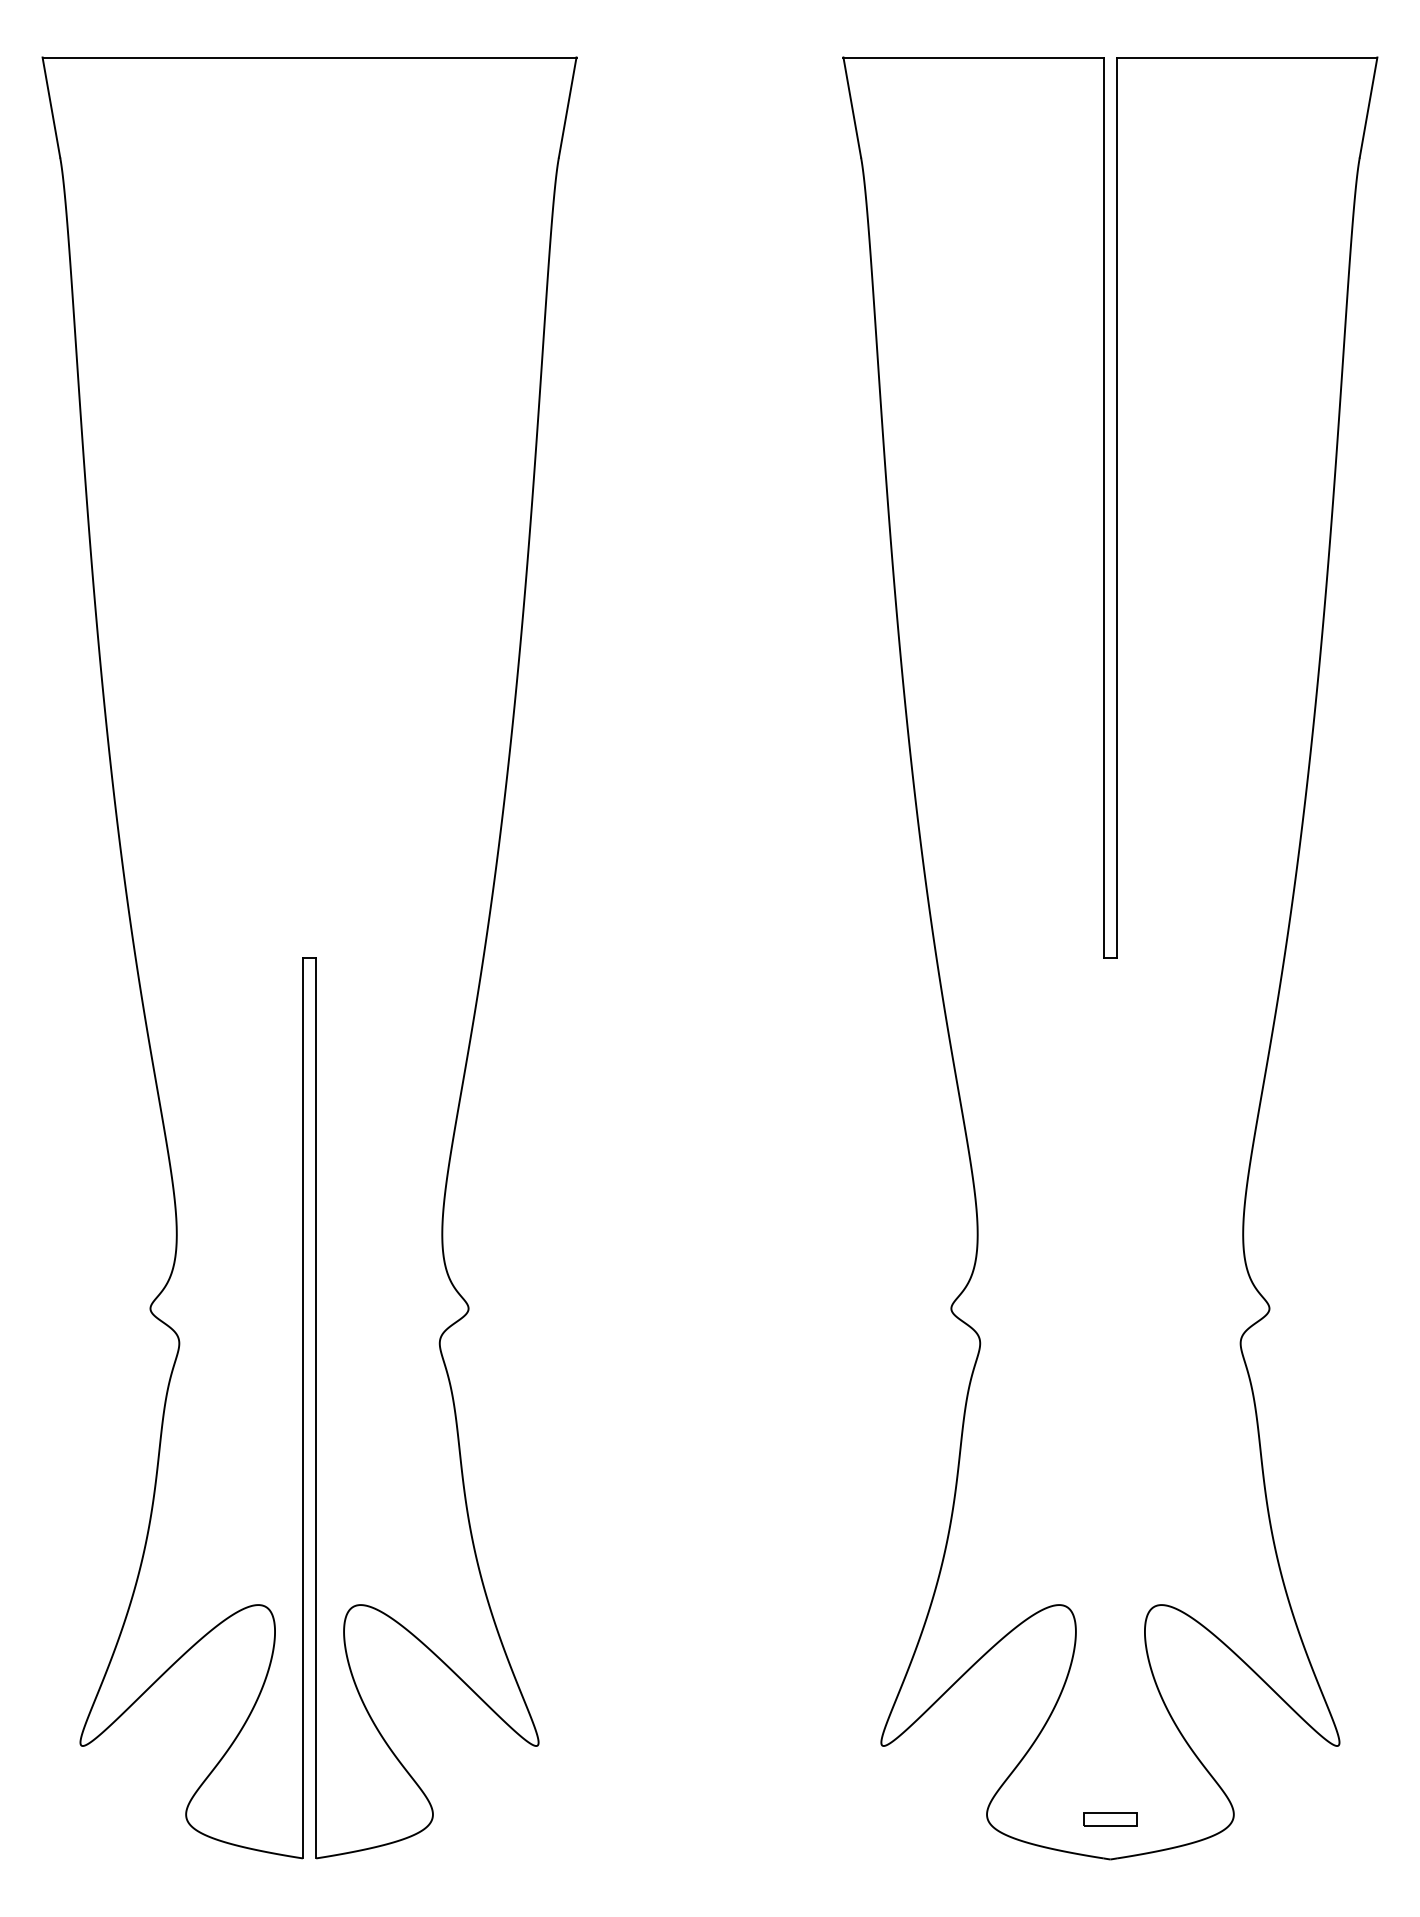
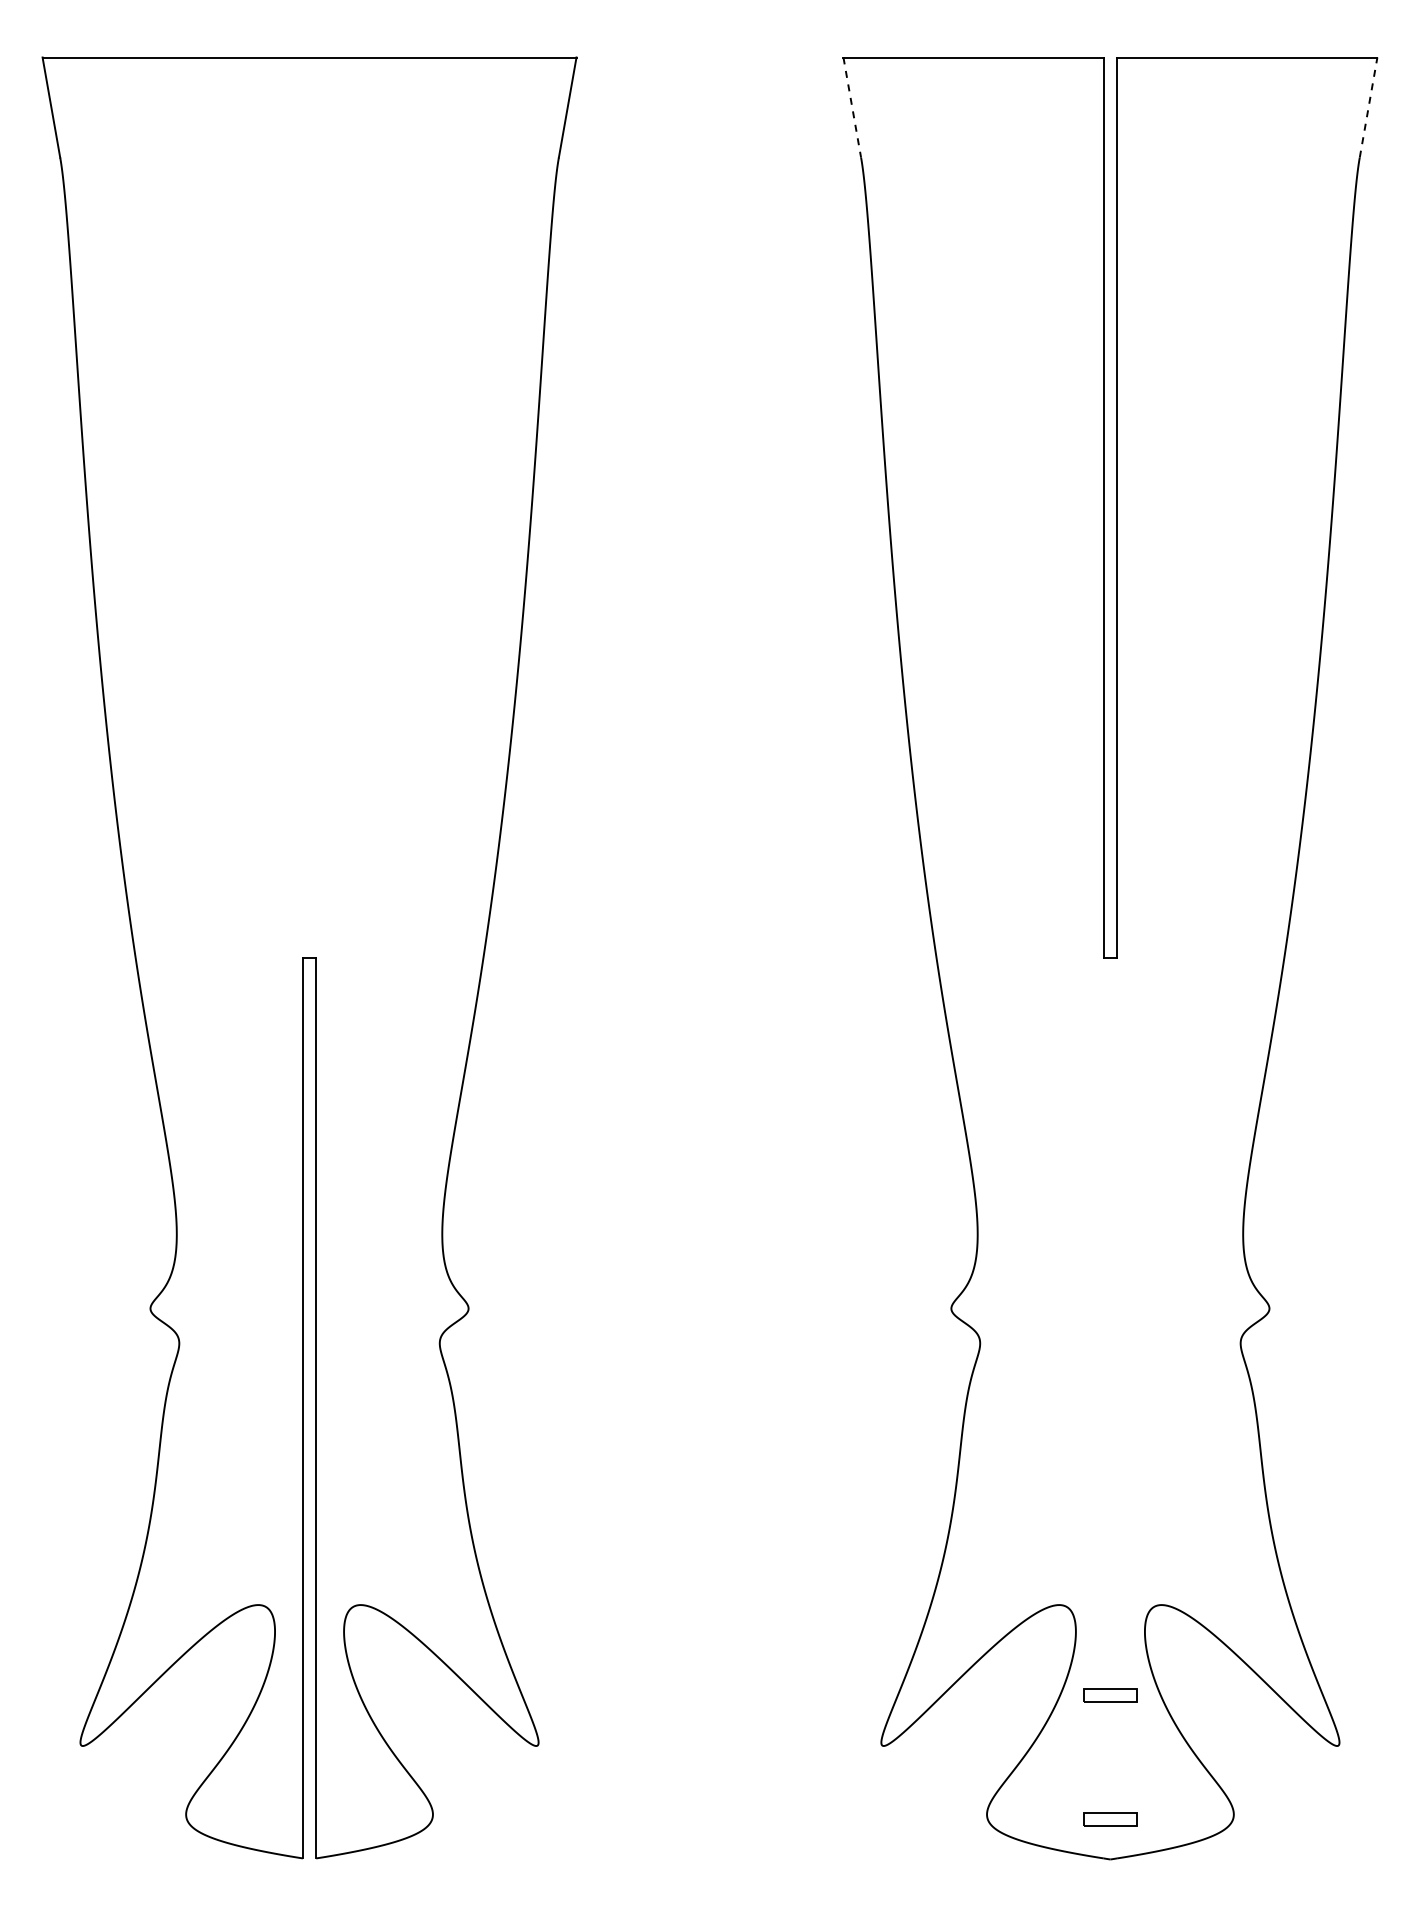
line: solid -> dashed (852, 107)
line: solid -> dashed (1368, 107)
part: none -> present (1110, 1695)
